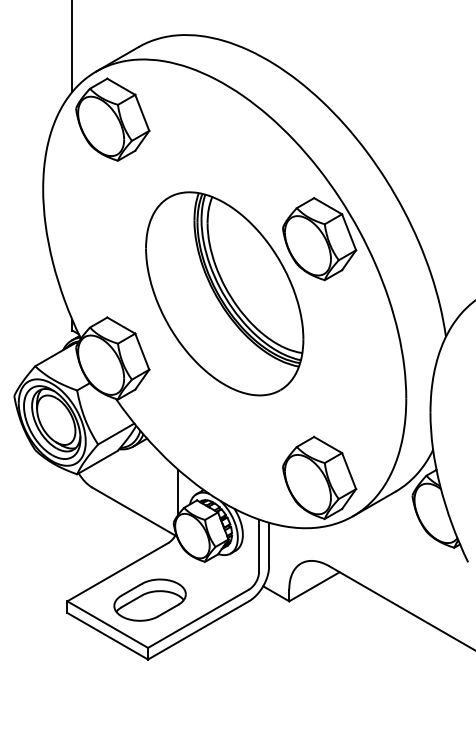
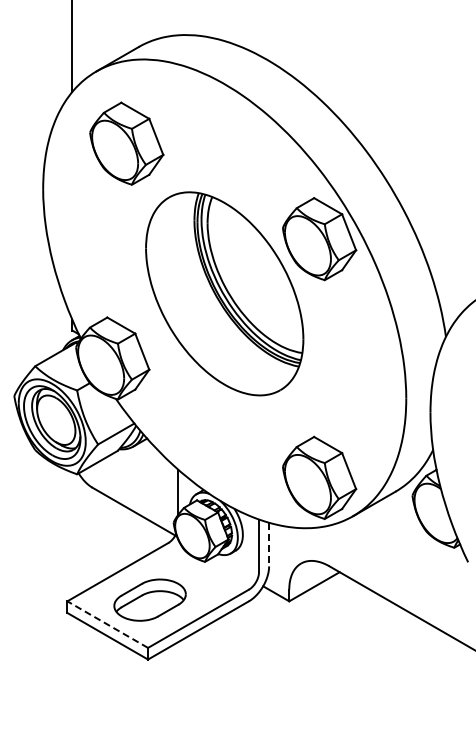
part position: (112, 119) -> (126, 143) (126, 143)
line: solid -> dashed (269, 544)
line: solid -> dashed (107, 624)
